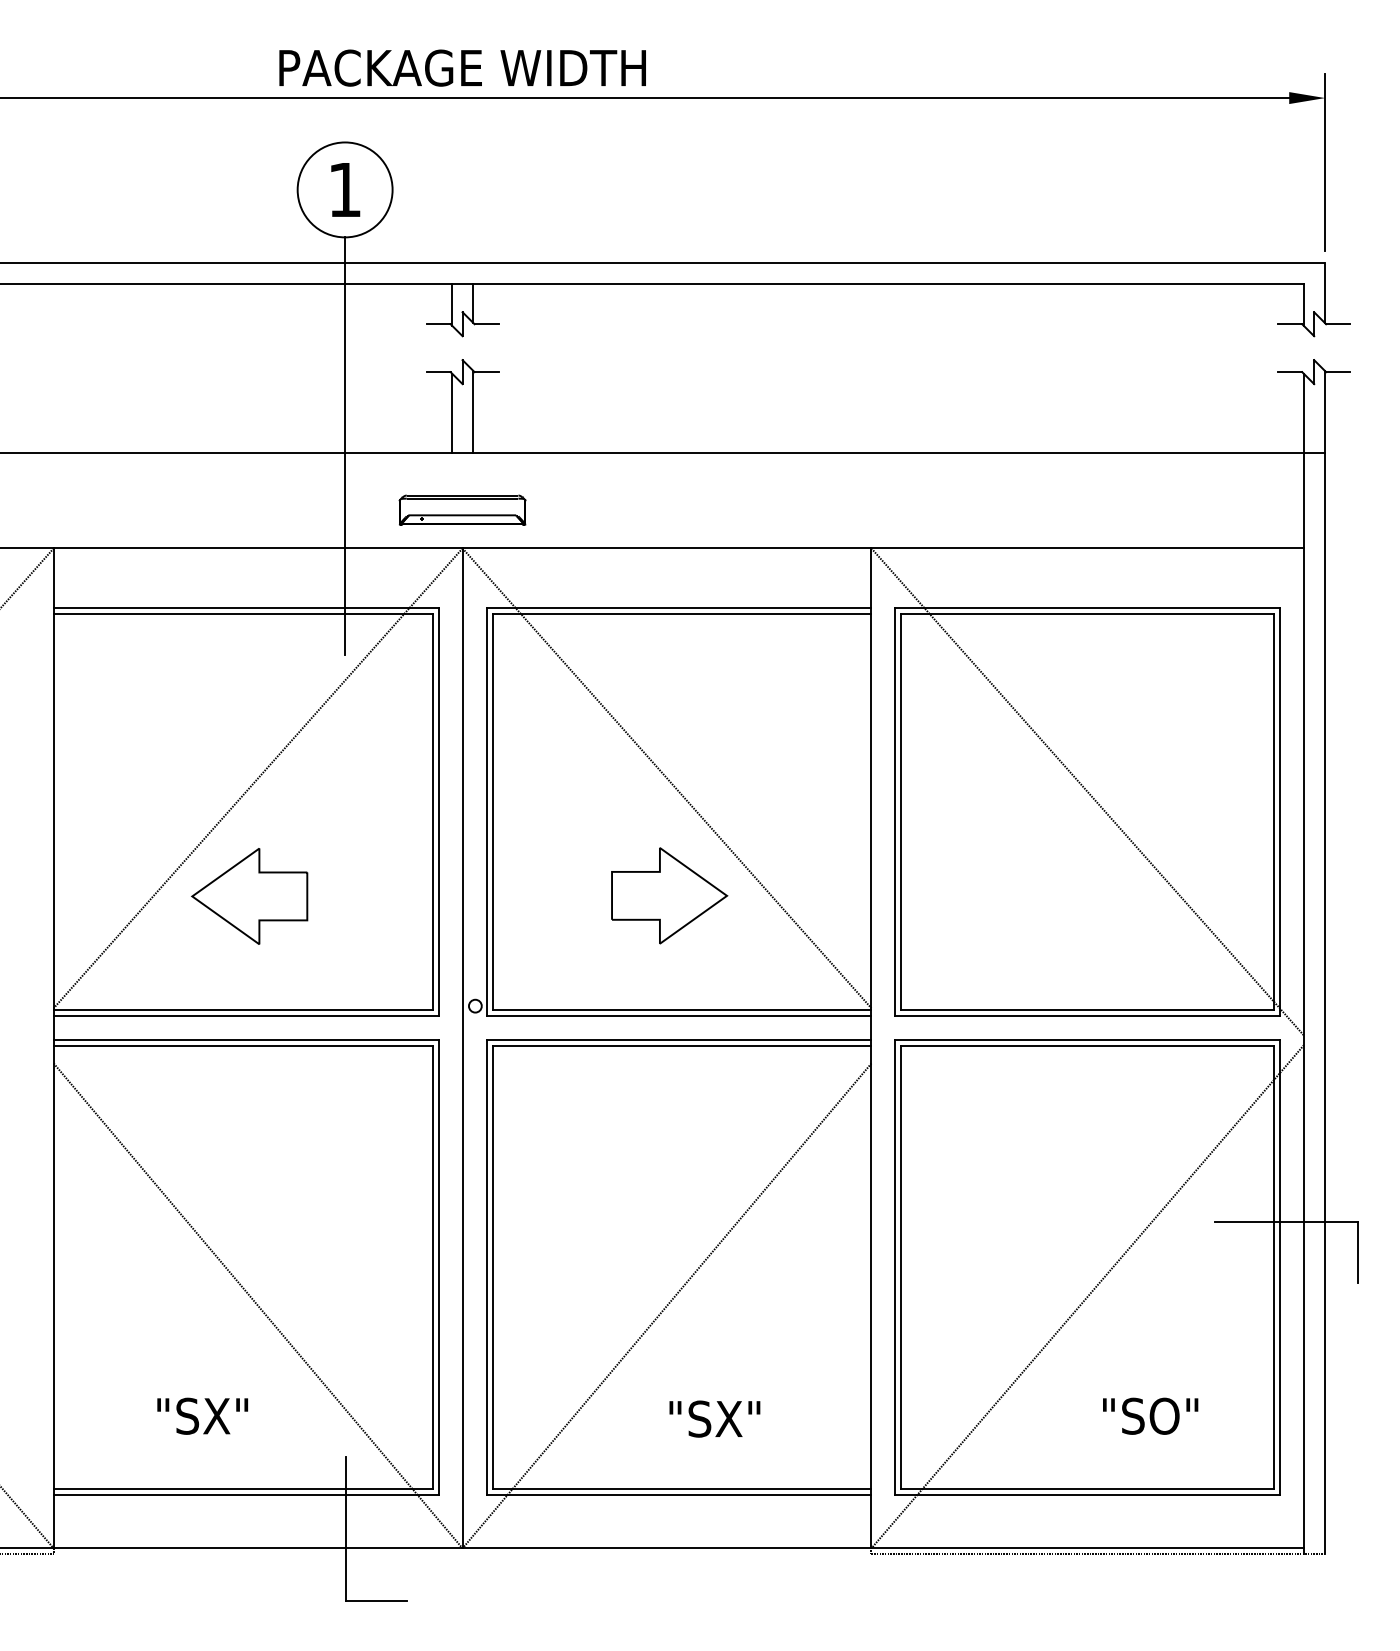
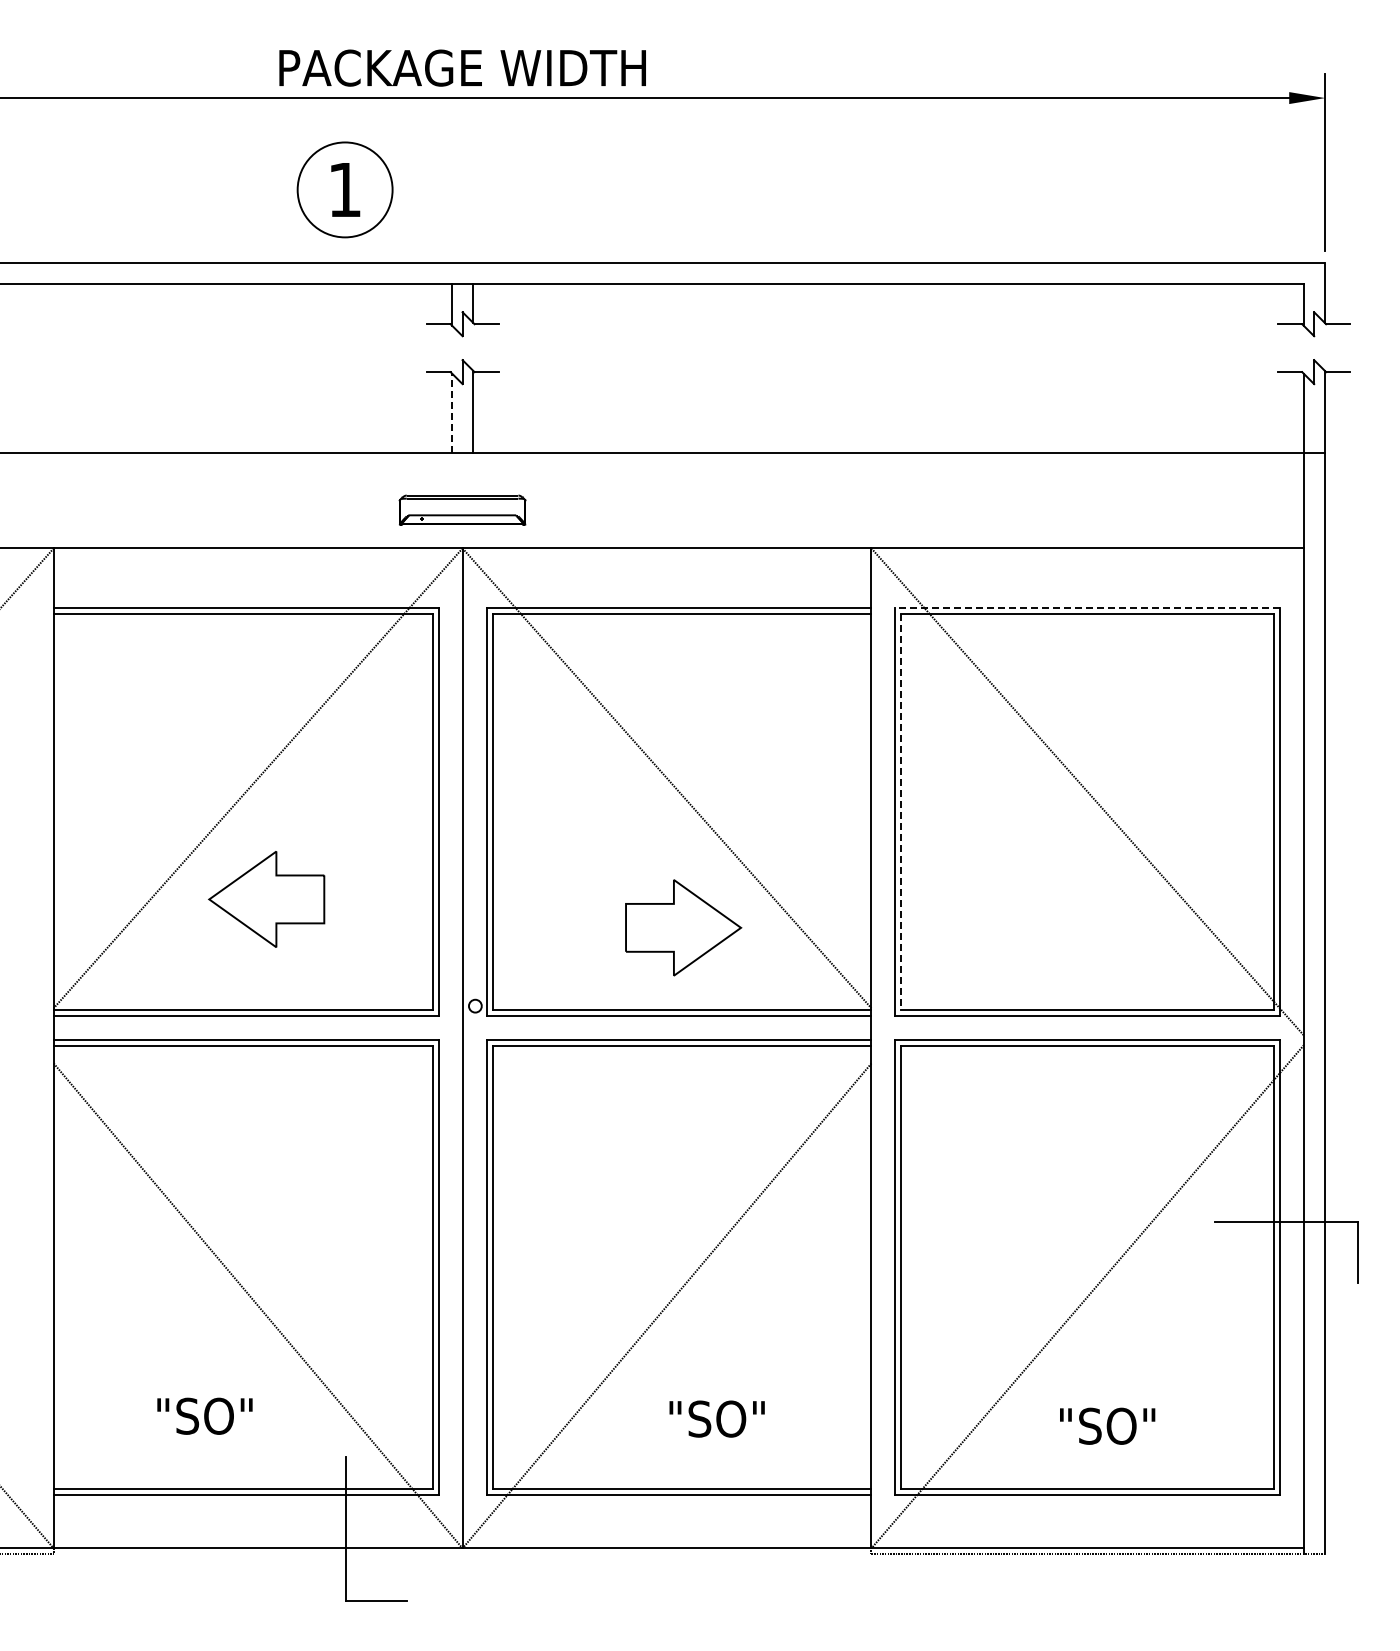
line: solid -> dashed (452, 412)
line: present -> none (345, 446)
line: solid -> dashed (1087, 608)
line: solid -> dashed (901, 812)
part position: (669, 895) -> (683, 927) (683, 927)
part position: (249, 896) -> (266, 899) (266, 899)
text: "SX" -> "SO" (227, 1415)
text position: (1150, 1415) -> (1107, 1425) (1107, 1425)
text: "SX" -> "SO" (739, 1418)
